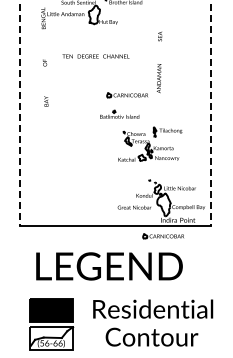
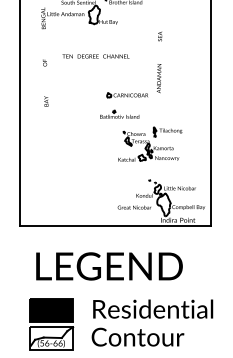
line: dashed -> solid (19, 113)
line: dashed -> solid (210, 113)
part: present -> none (162, 236)
text position: (151, 336) -> (137, 336) (137, 336)
